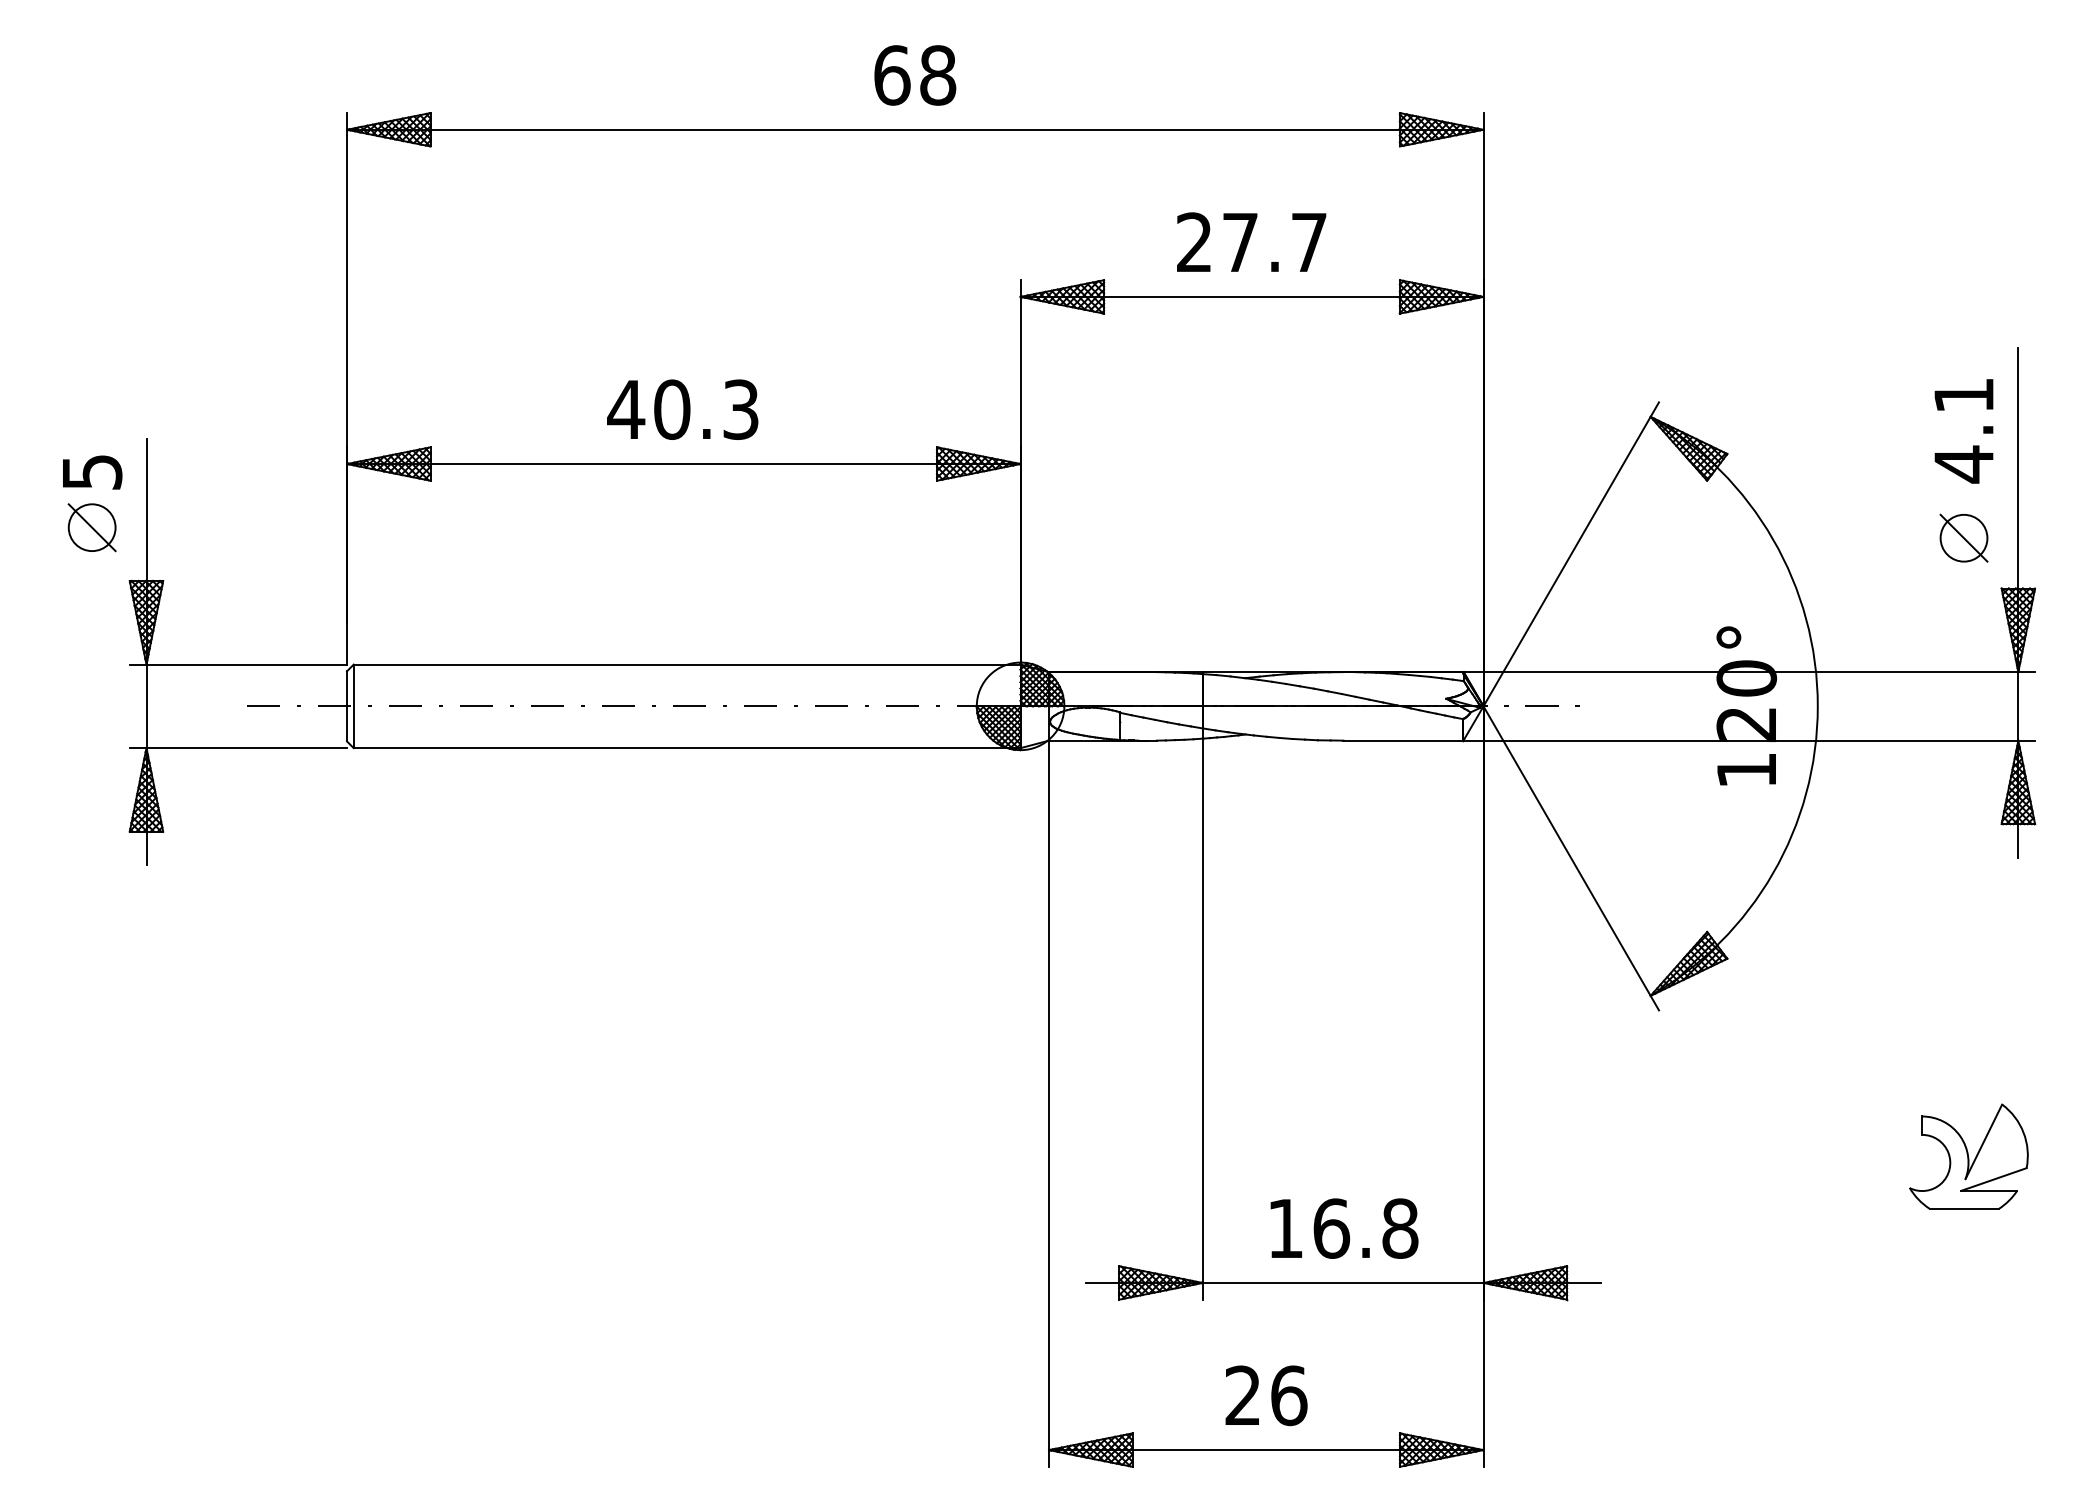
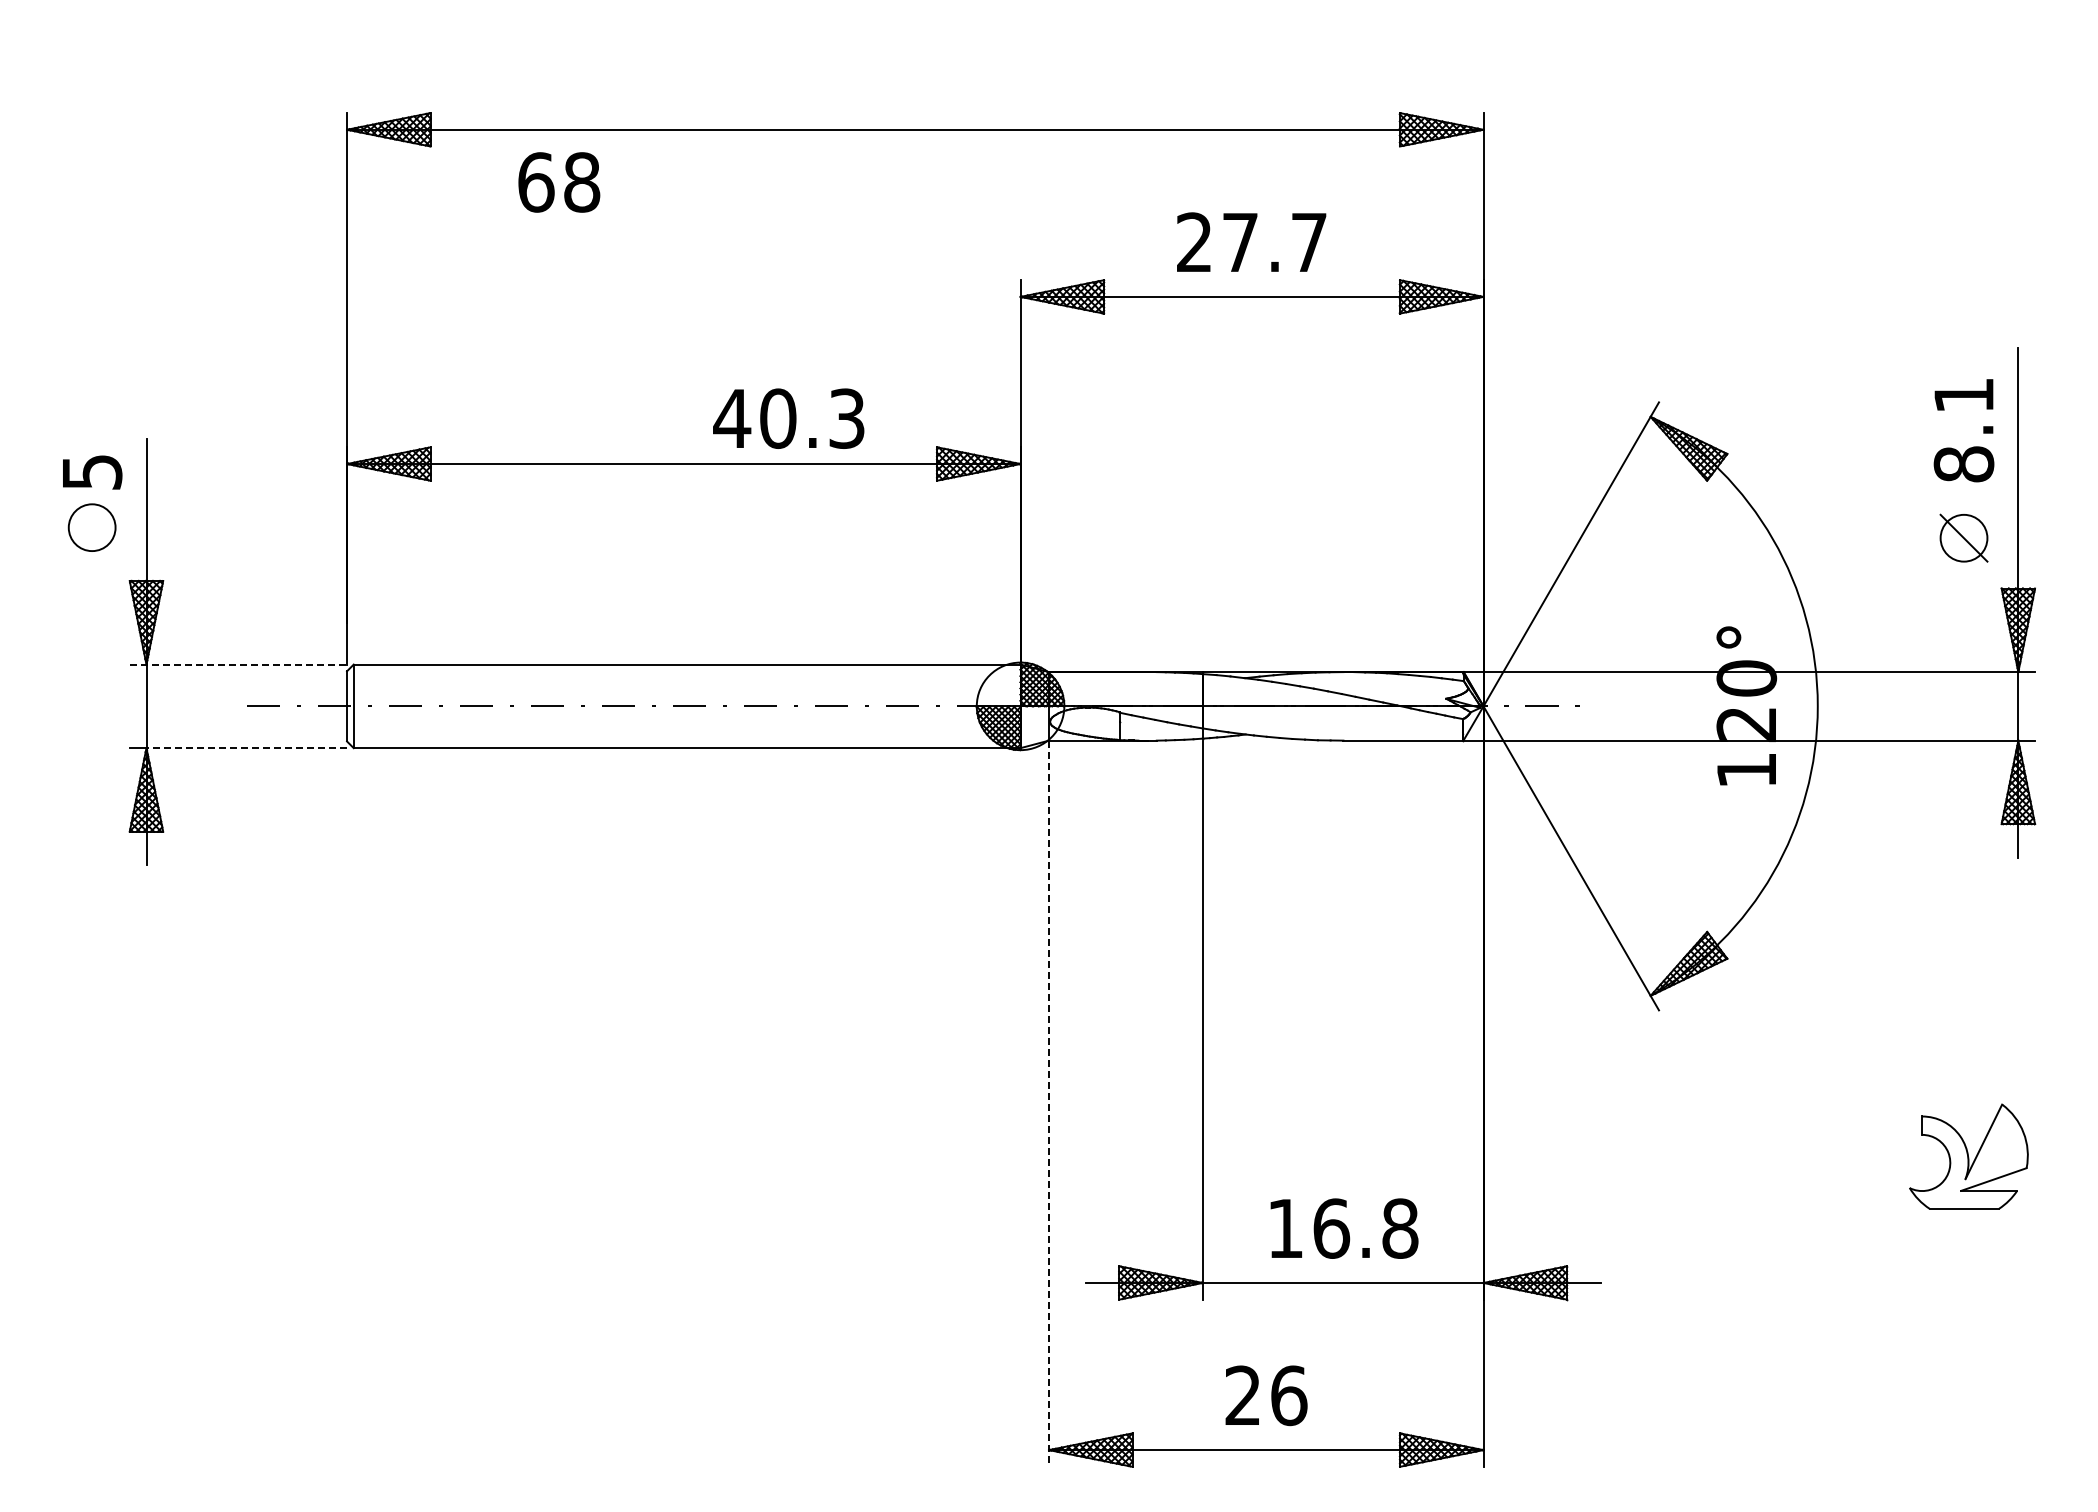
text position: (915, 75) -> (559, 182) (559, 182)
text position: (682, 409) -> (788, 418) (788, 418)
text: 4.1 -> 8.1 (1963, 464)
line: present -> none (91, 527)
line: solid -> dashed (238, 664)
line: solid -> dashed (246, 748)
line: solid -> dashed (1049, 1104)
